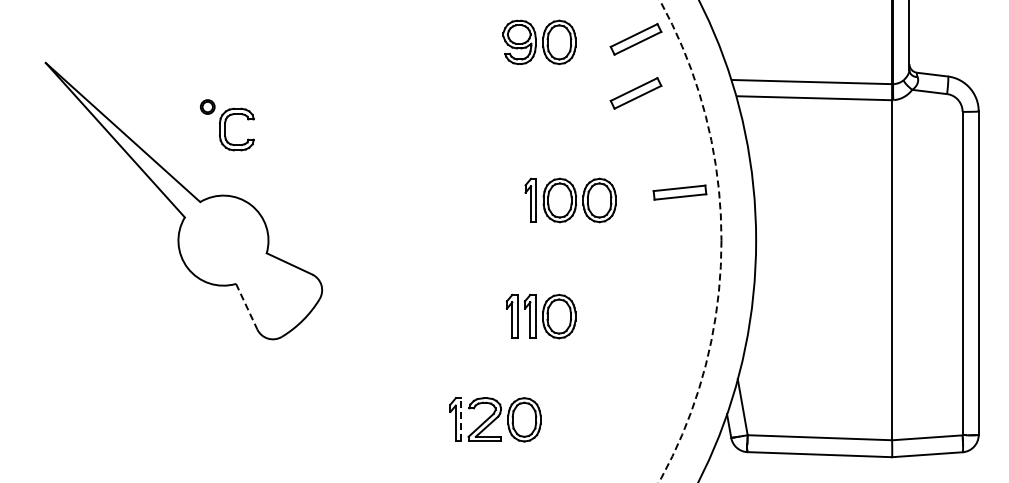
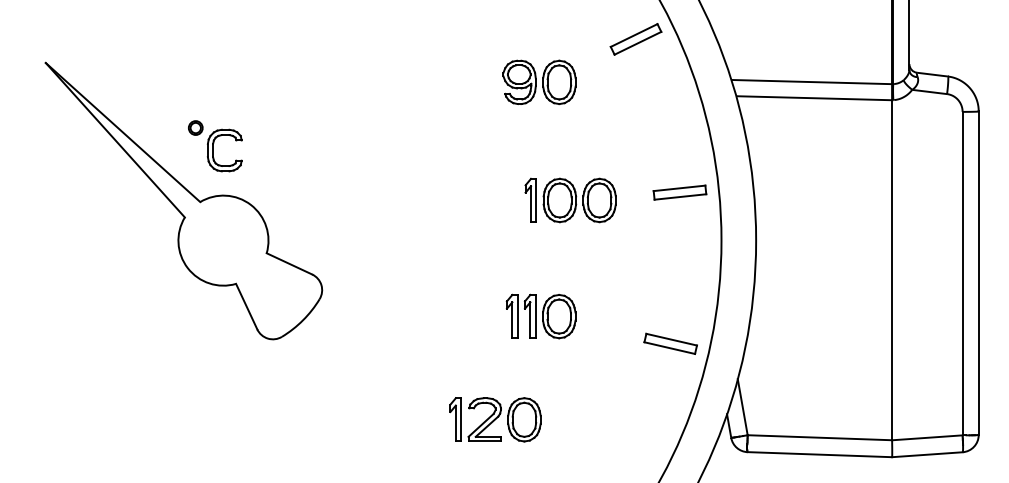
part position: (539, 41) -> (539, 81) (539, 81)
part: present -> none (635, 93)
part position: (227, 125) -> (215, 146) (215, 146)
circle: dashed -> solid (689, 241)
line: dashed -> solid (246, 307)
part: none -> present (670, 343)
line: dashed -> solid (461, 419)
